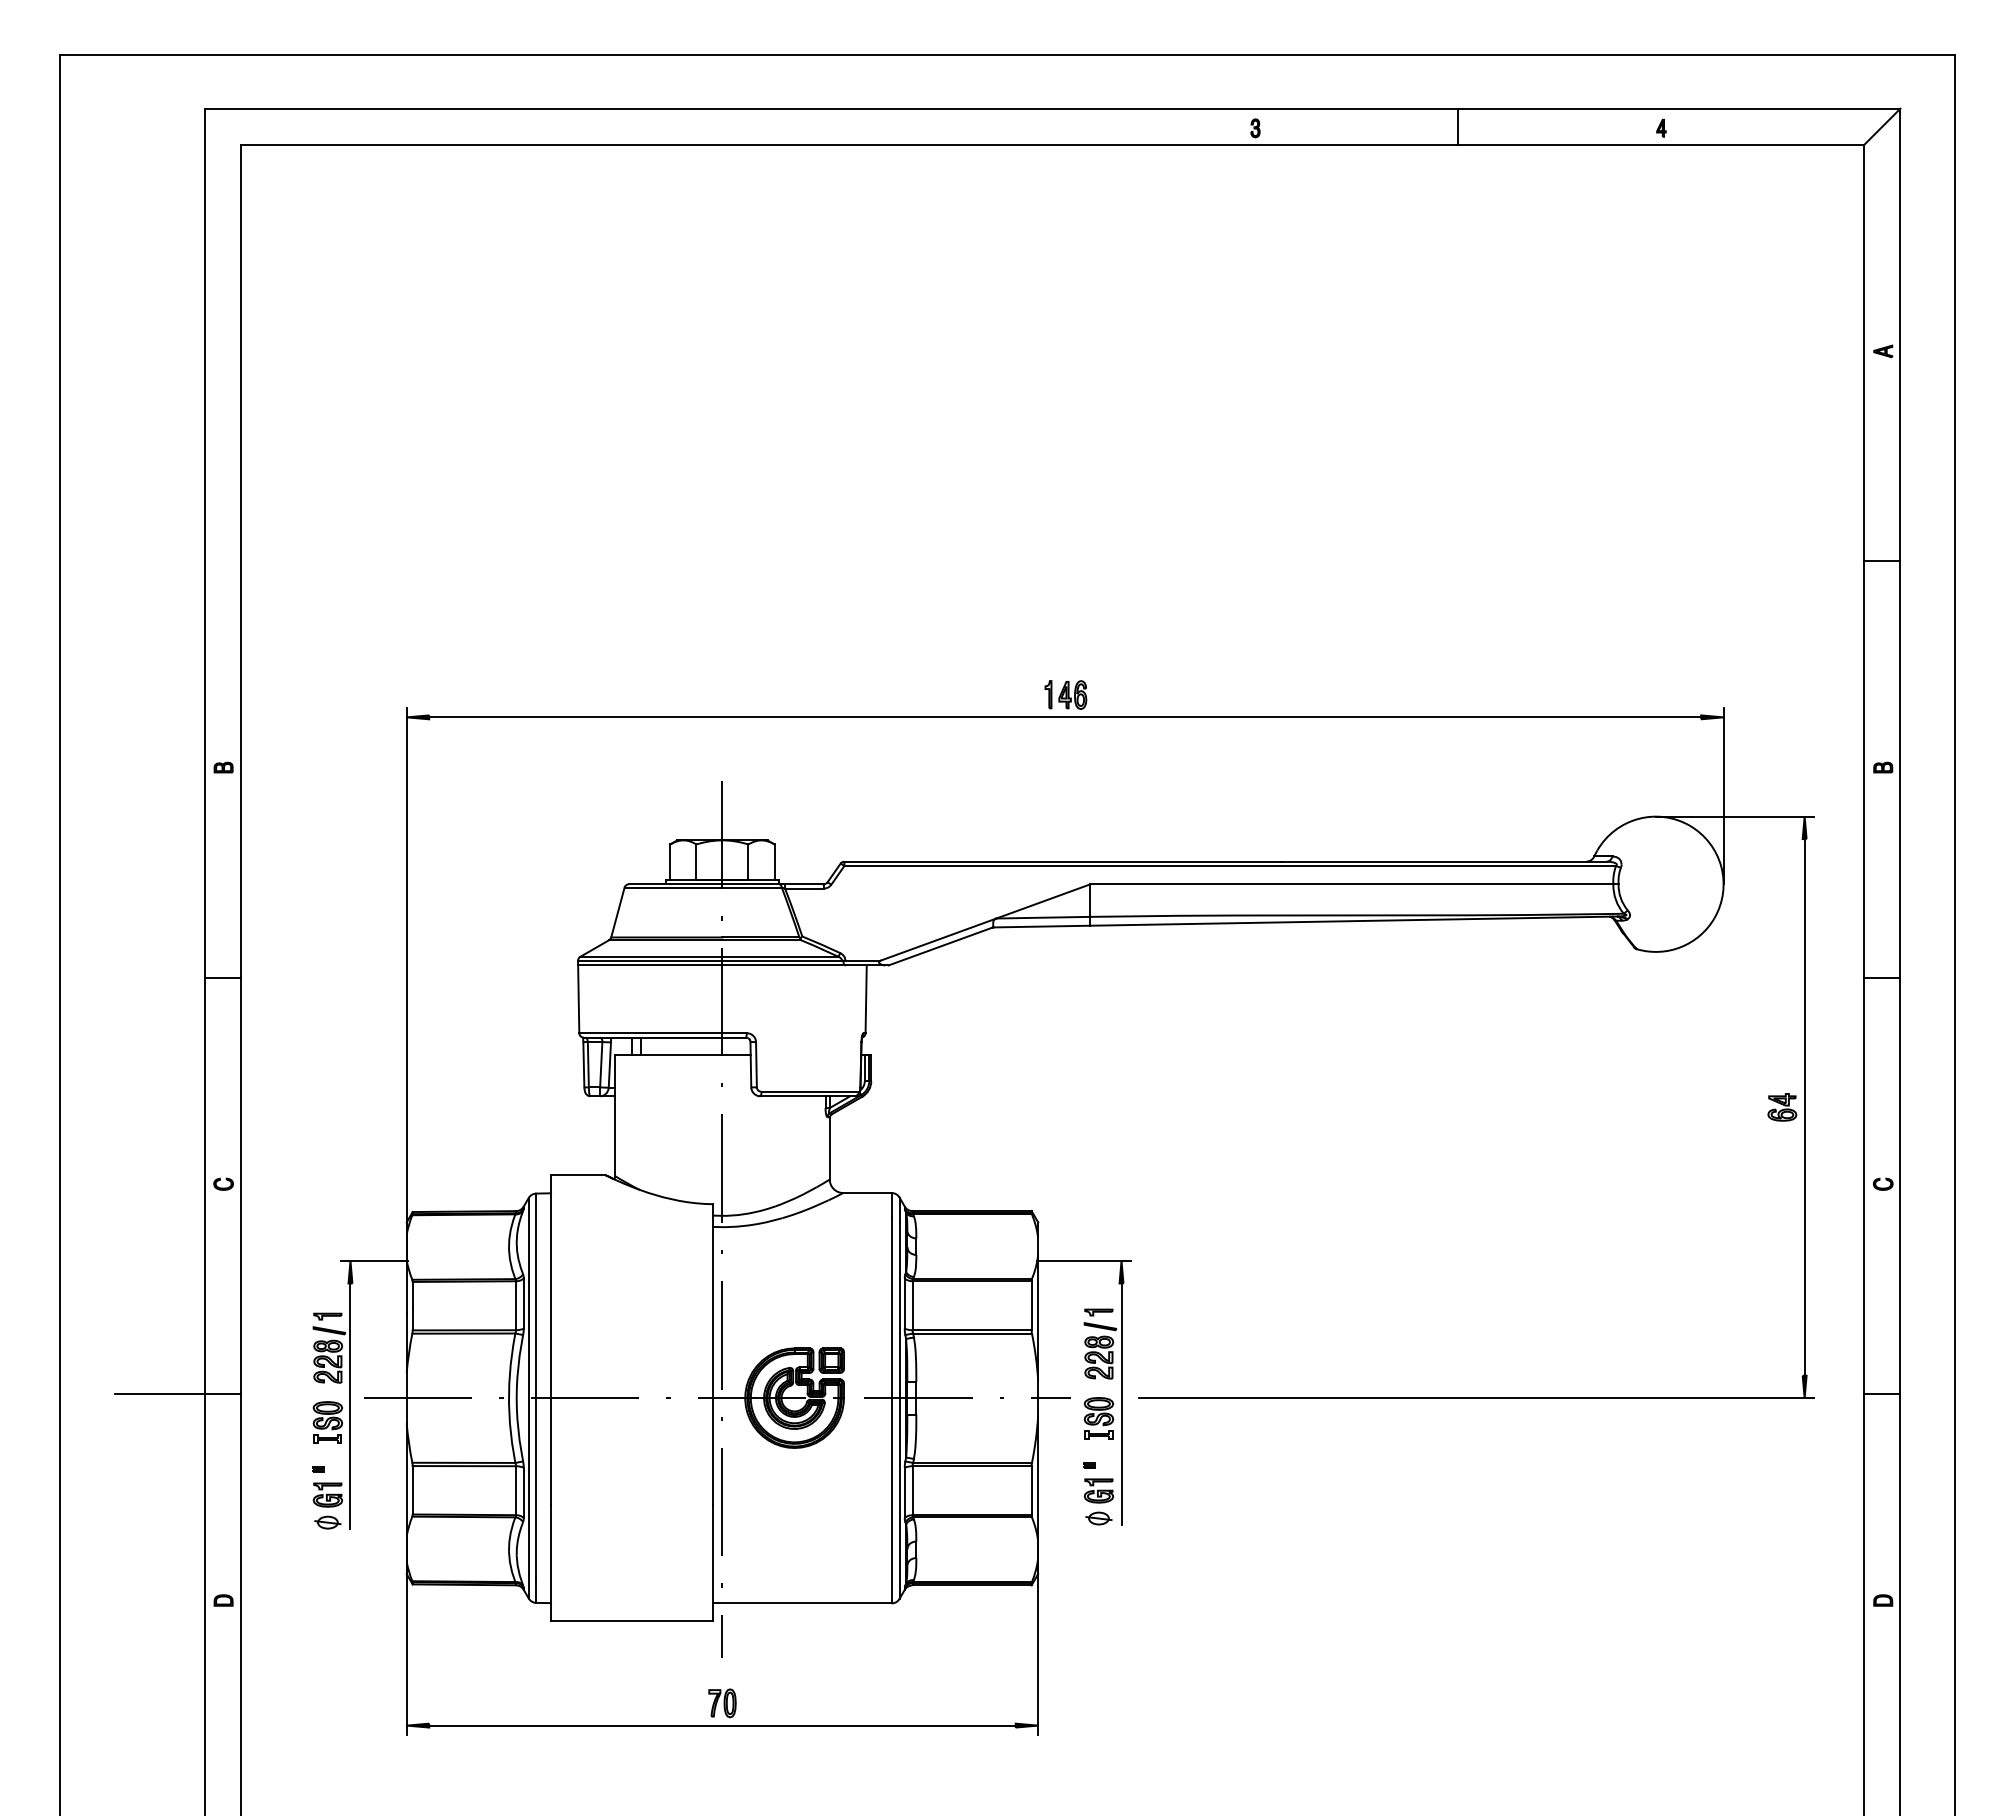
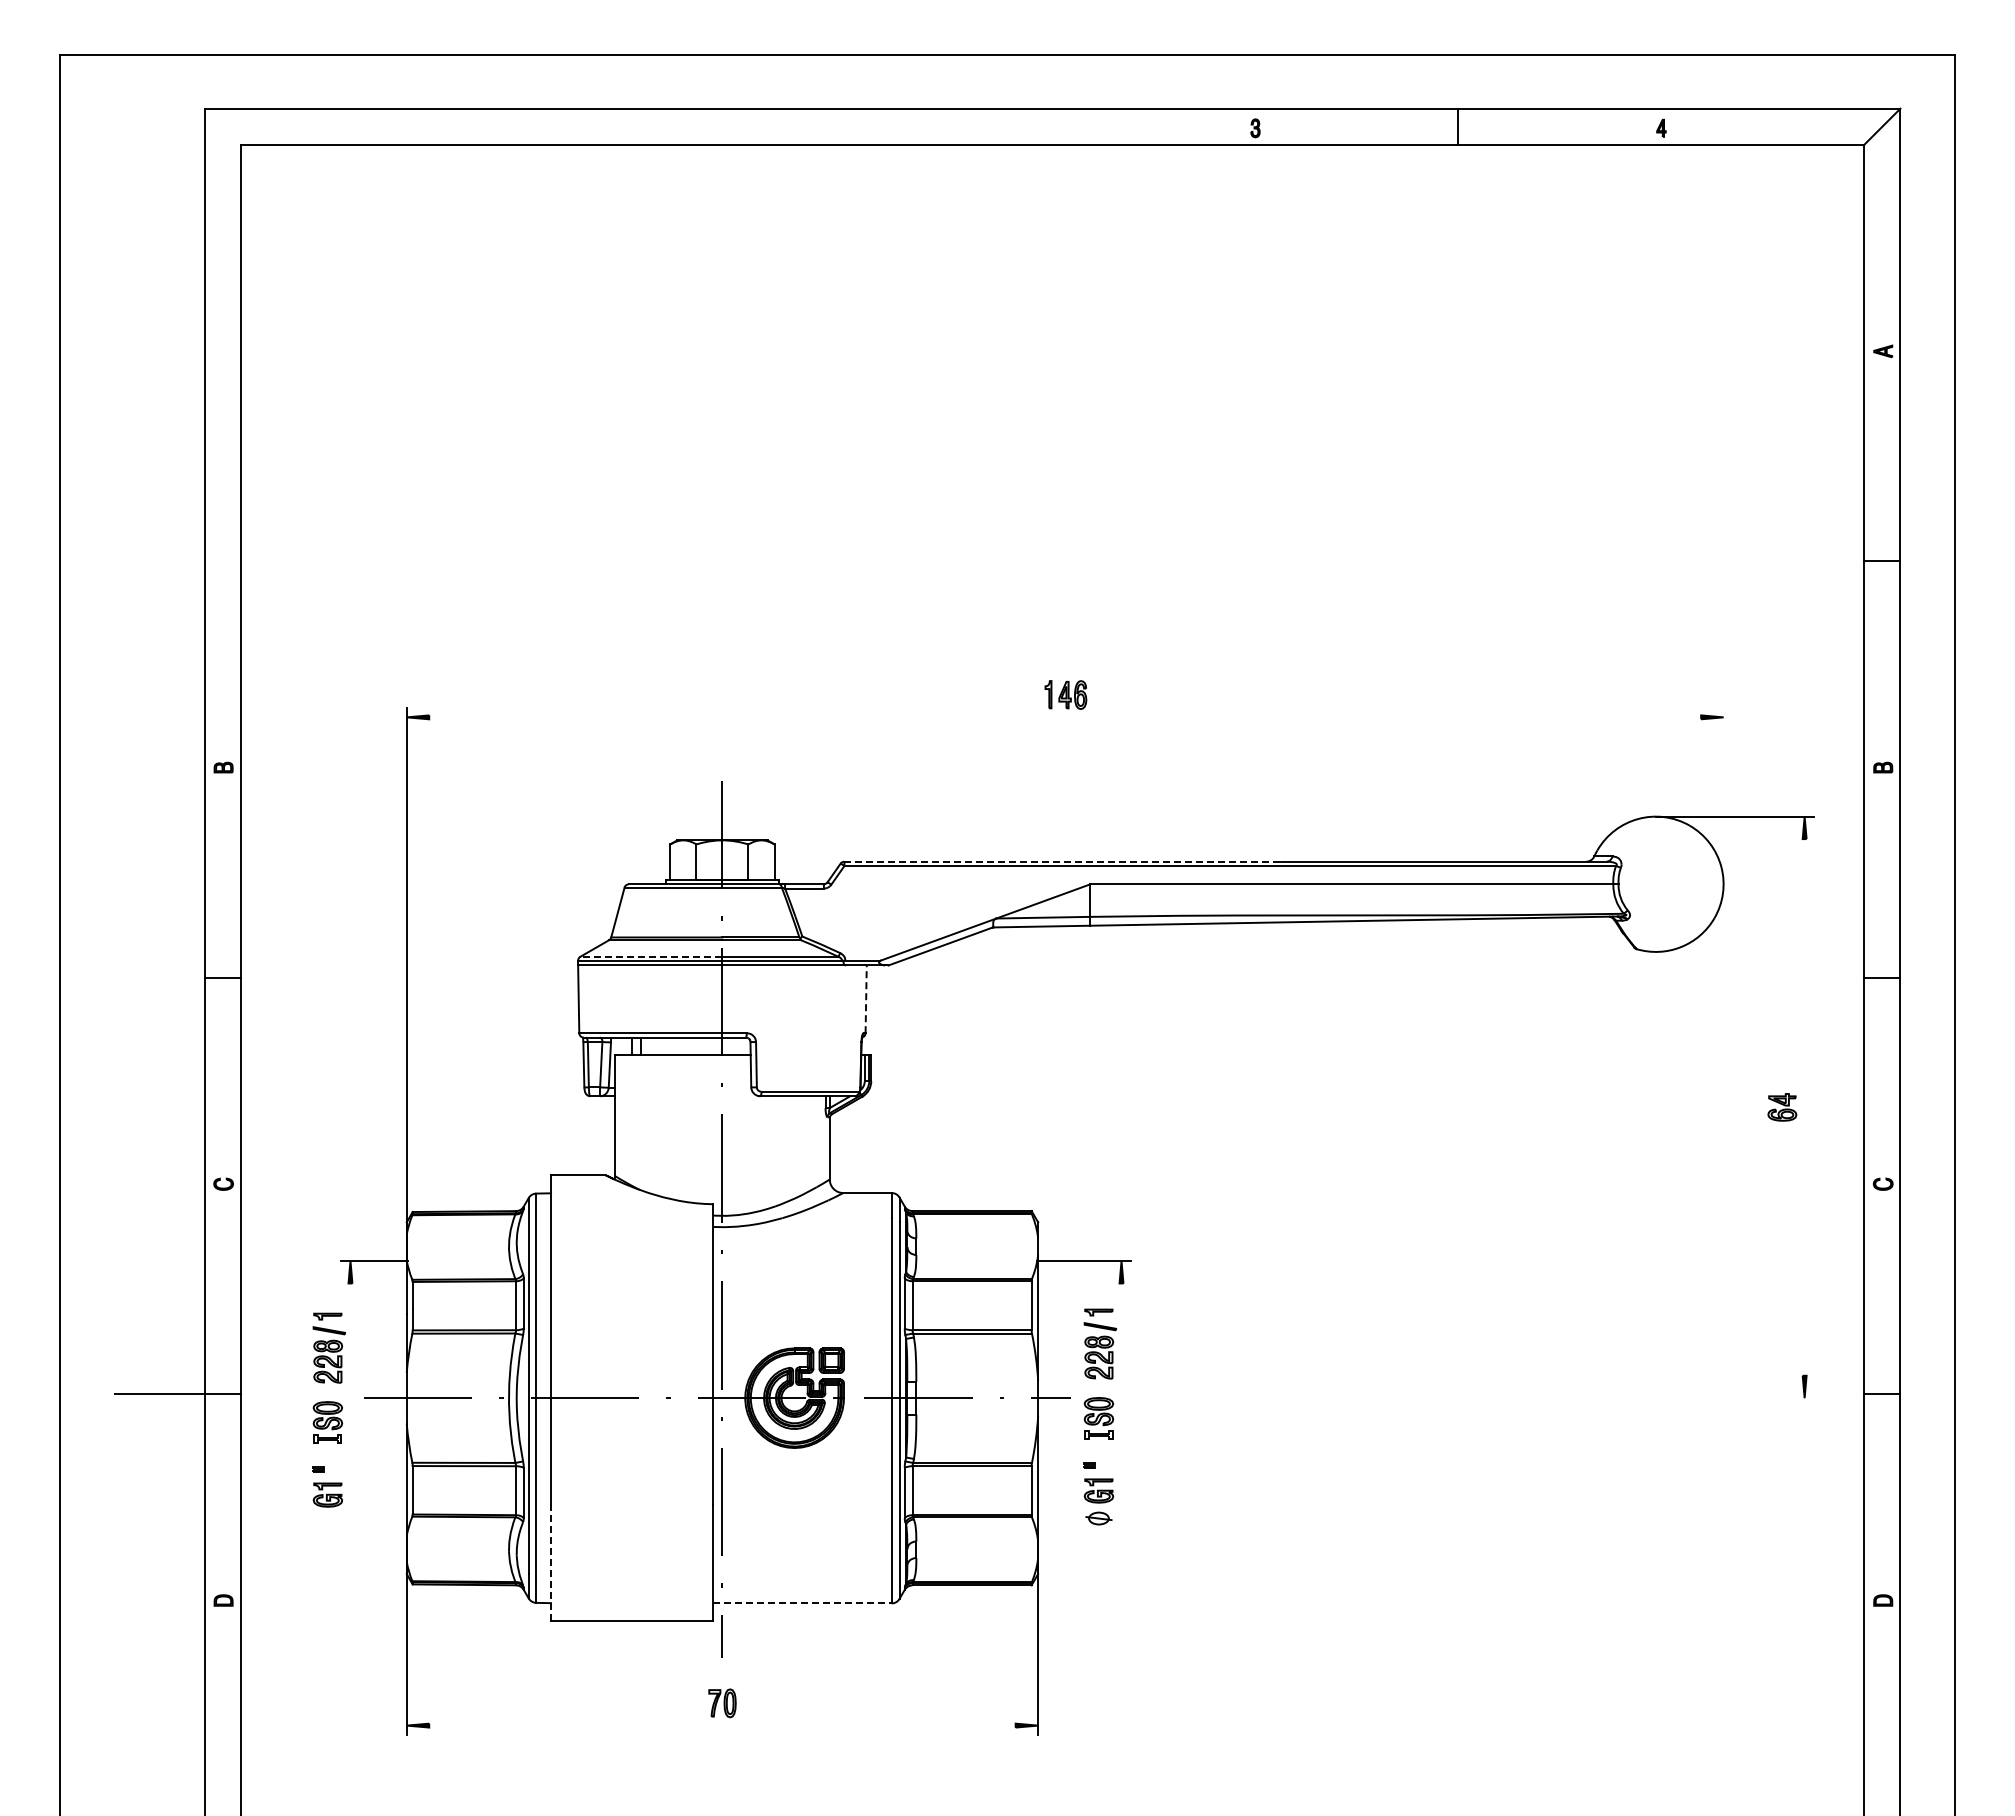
line: present -> none (1065, 717)
line: present -> none (1723, 796)
line: solid -> dashed (1063, 861)
line: solid -> dashed (650, 956)
line: solid -> dashed (866, 999)
line: present -> none (1804, 1107)
line: present -> none (1476, 1398)
line: present -> none (1121, 1403)
line: present -> none (350, 1405)
part: present -> none (327, 1522)
line: solid -> dashed (551, 1562)
line: solid -> dashed (803, 1603)
line: present -> none (722, 1725)
